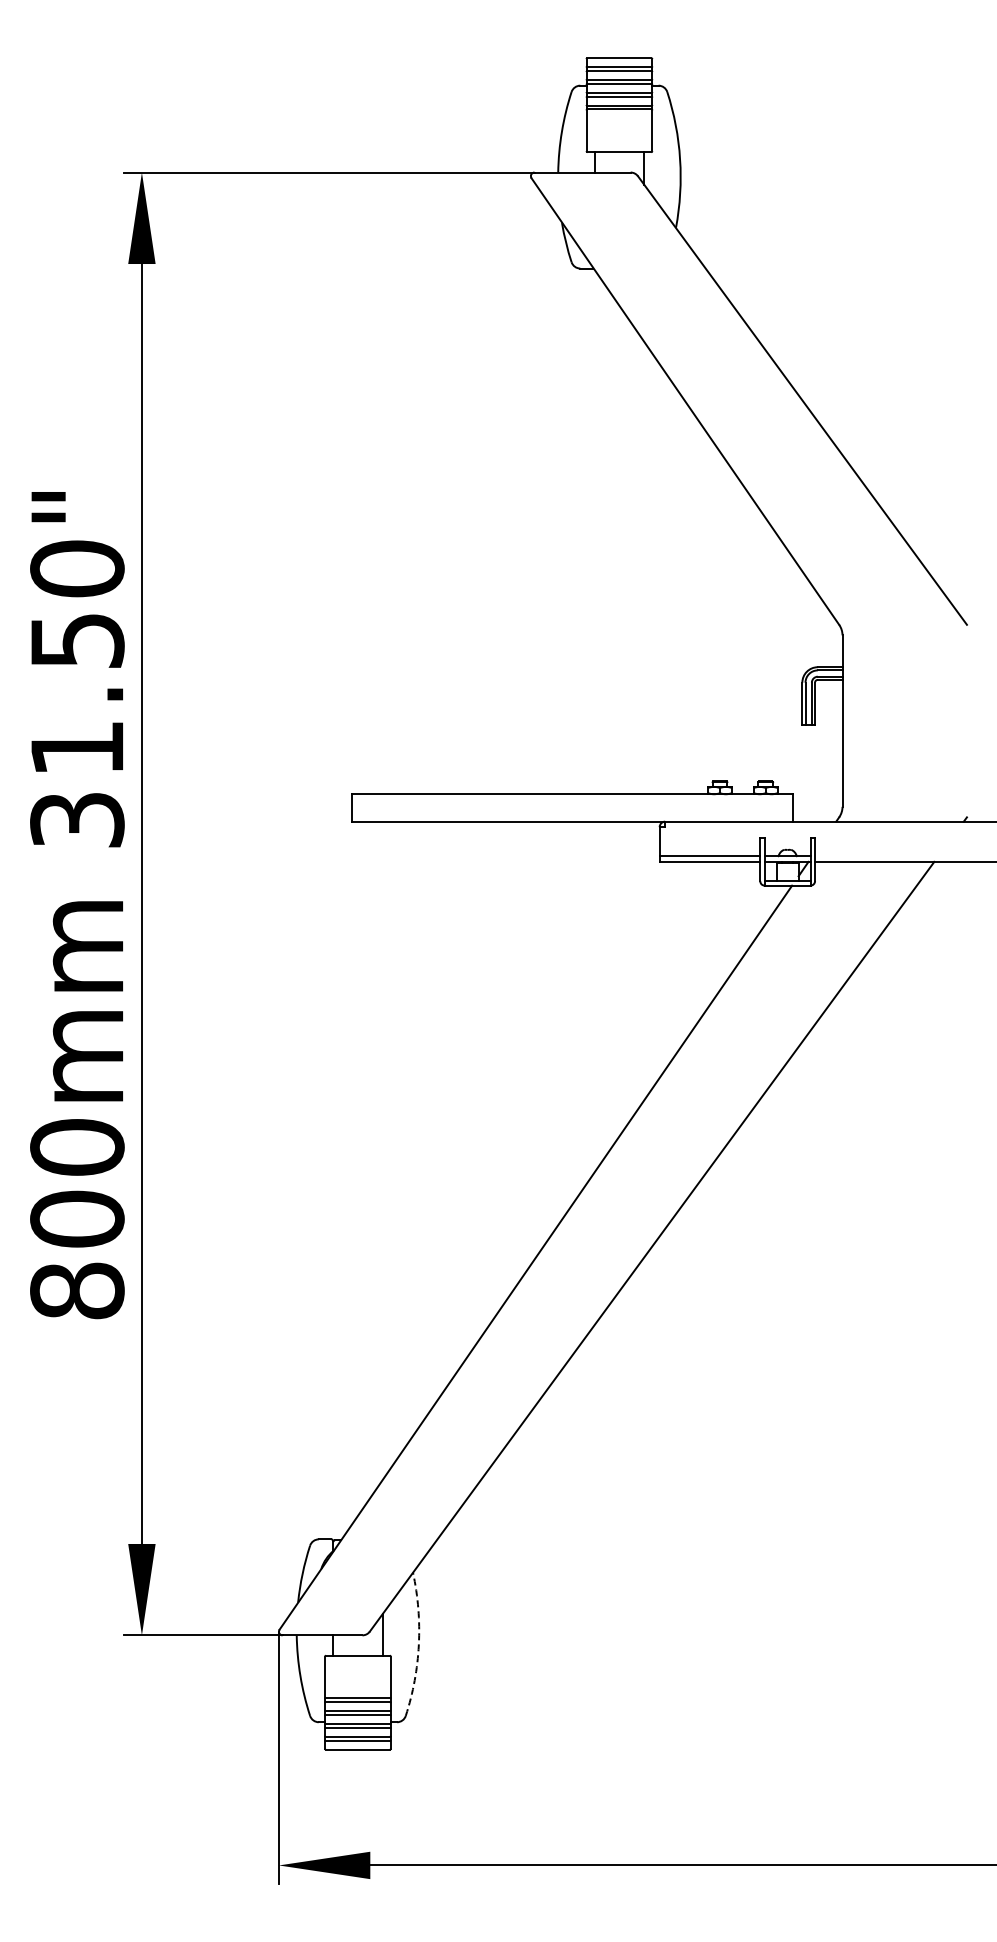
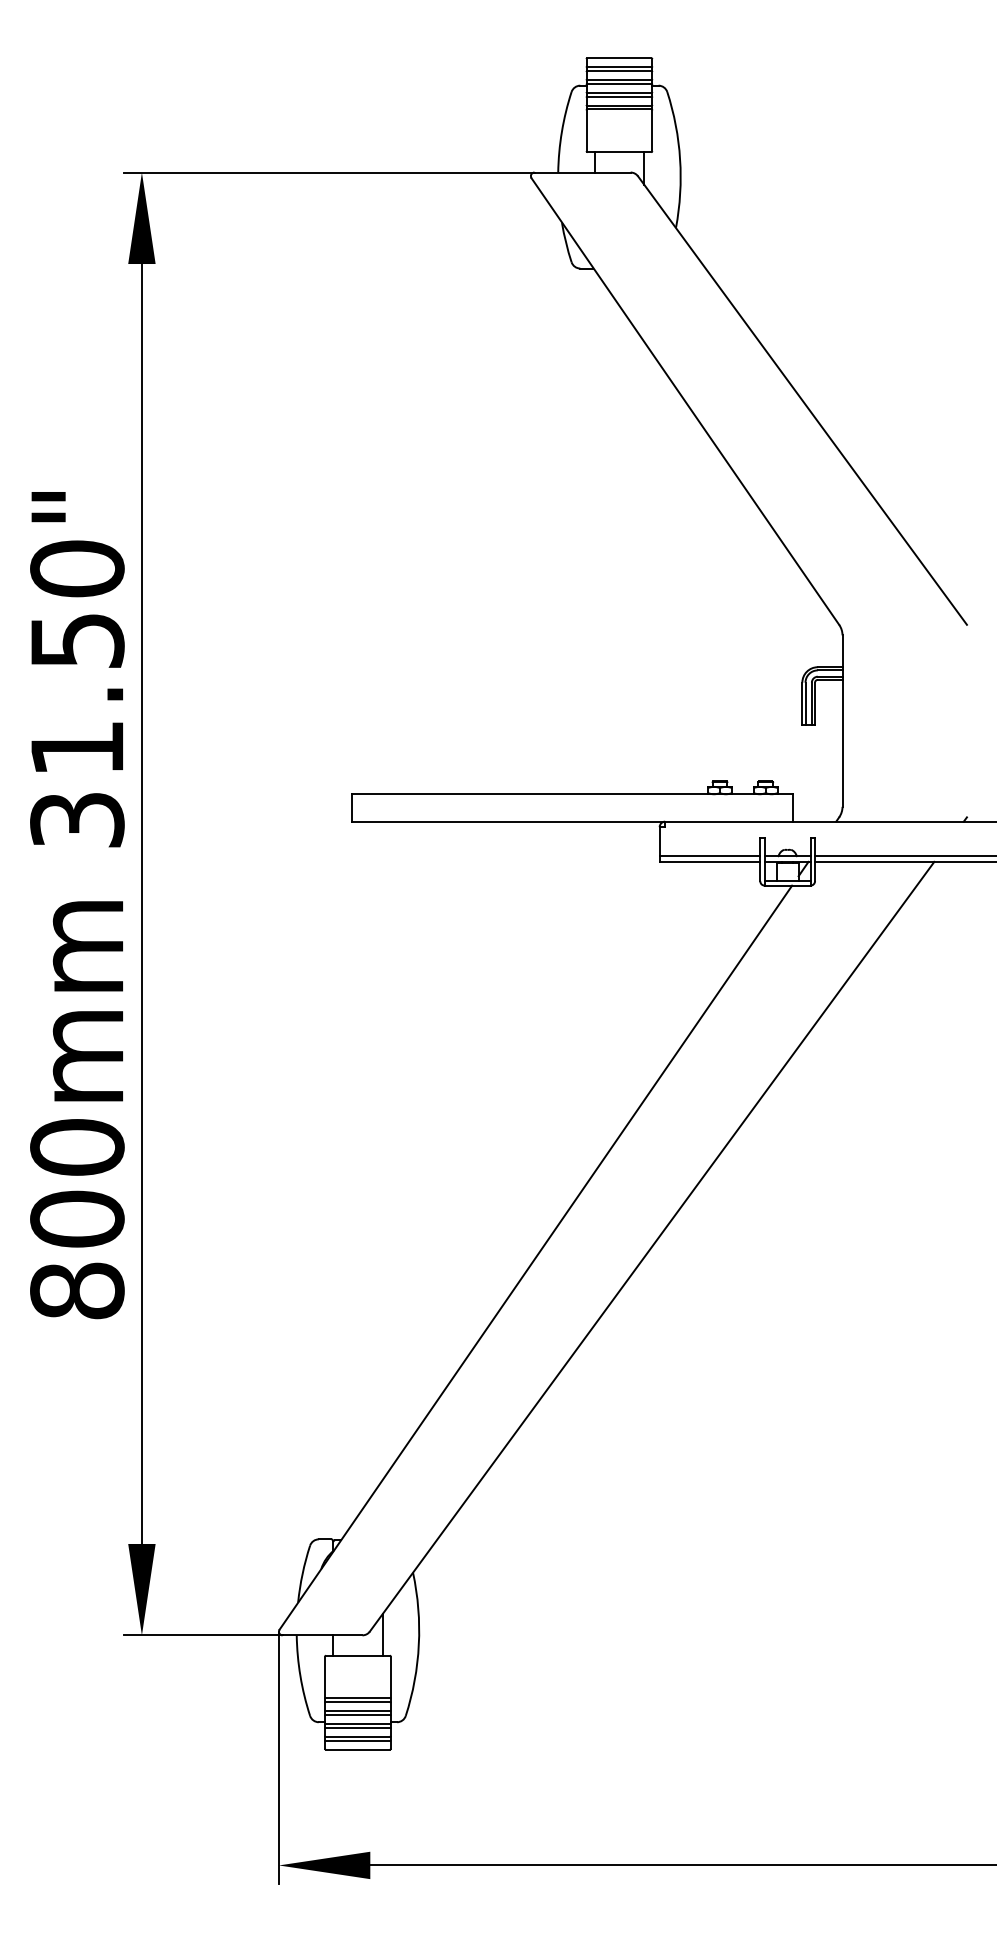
line: none -> present (904, 856)
arc: dashed -> solid (418, 1644)
